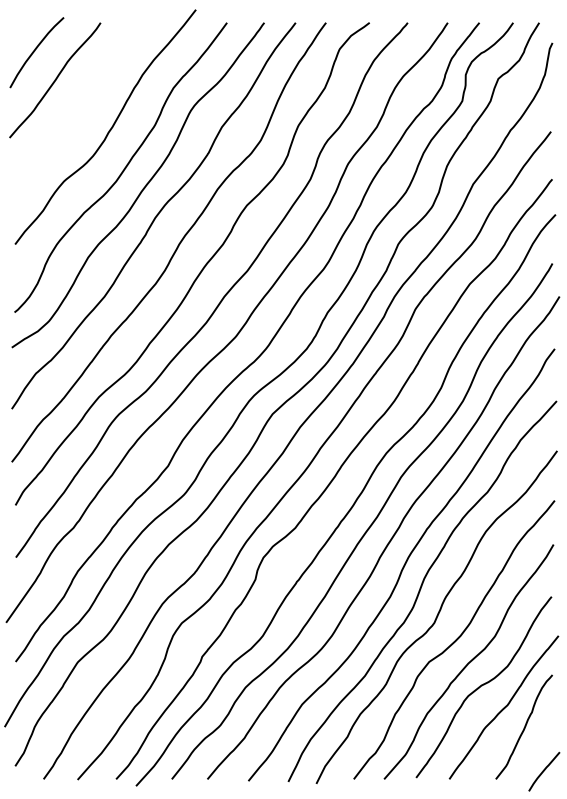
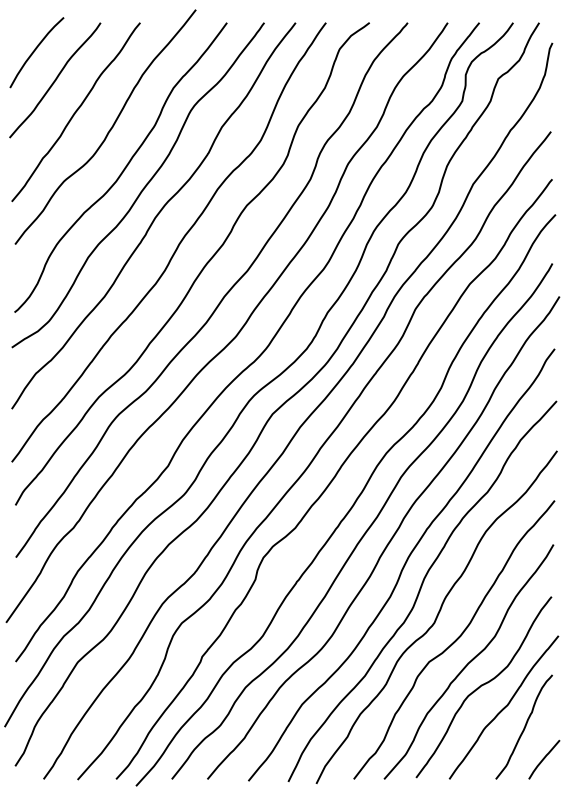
curve: none -> present (75, 112)
curve position: (544, 771) -> (544, 759) (544, 759)
